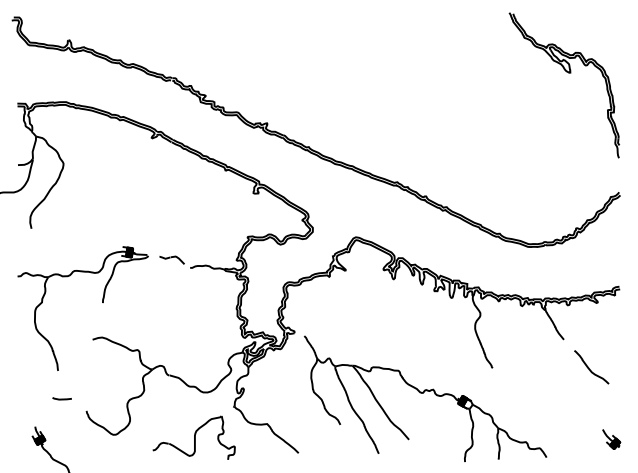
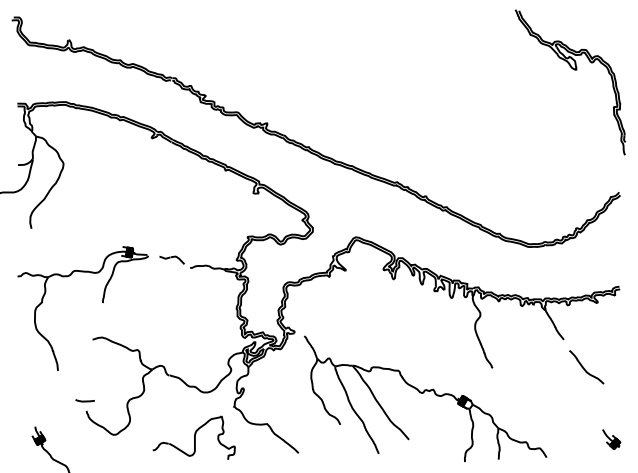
part position: (568, 73) -> (574, 70) (574, 70)
curve position: (589, 367) -> (584, 367) (584, 367)
line position: (61, 398) -> (84, 400) (84, 400)
